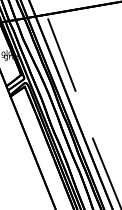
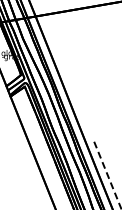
line: present -> none (61, 54)
line: solid -> dashed (107, 173)
